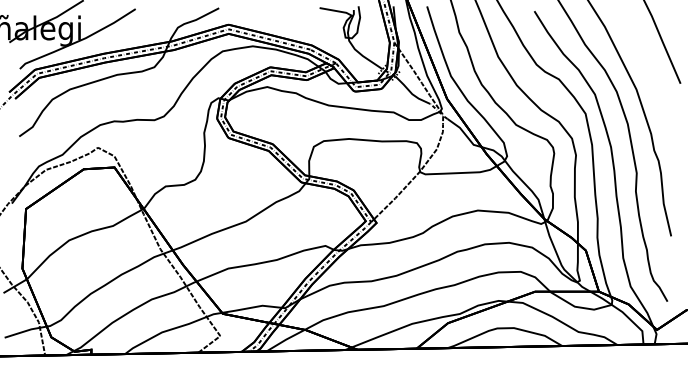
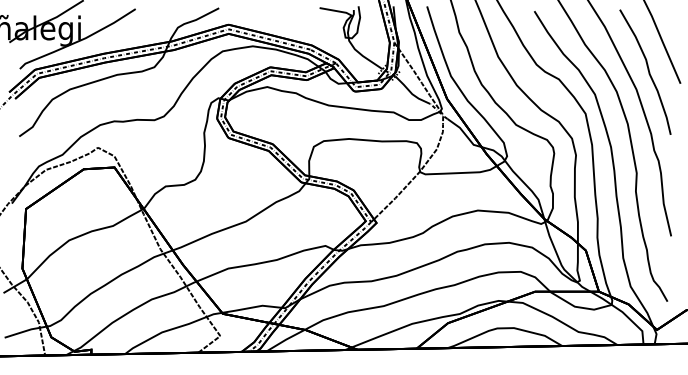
curve: none -> present (647, 70)
